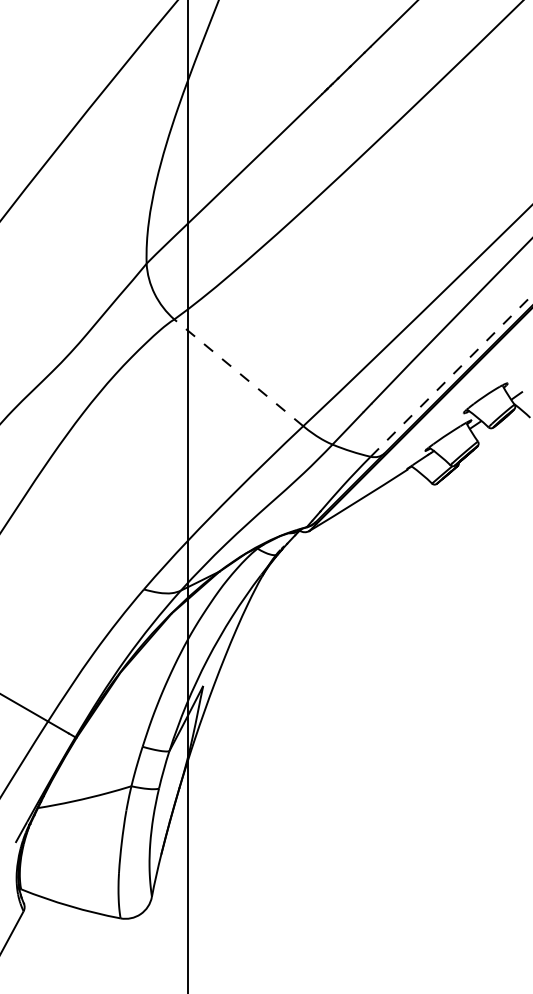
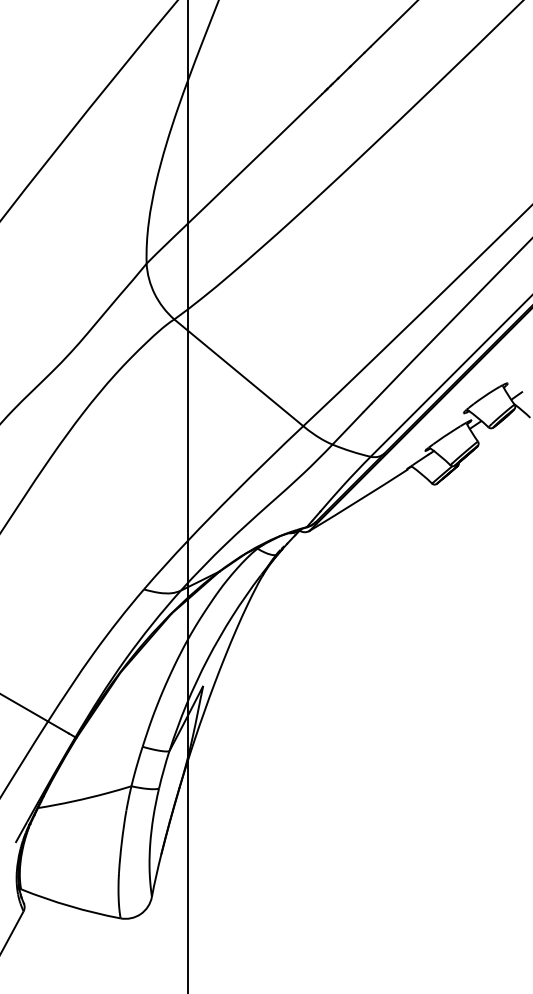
line: dashed -> solid (238, 372)
line: dashed -> solid (451, 375)
